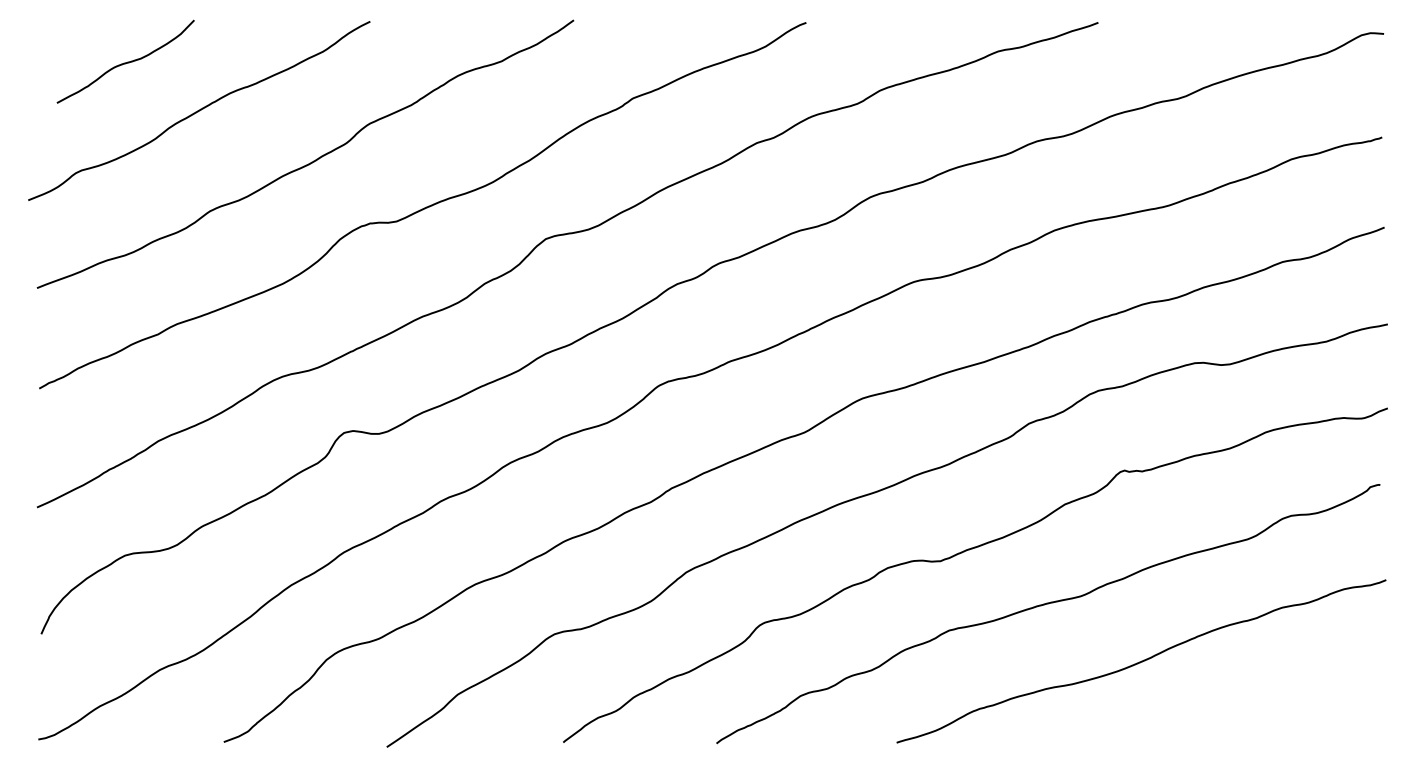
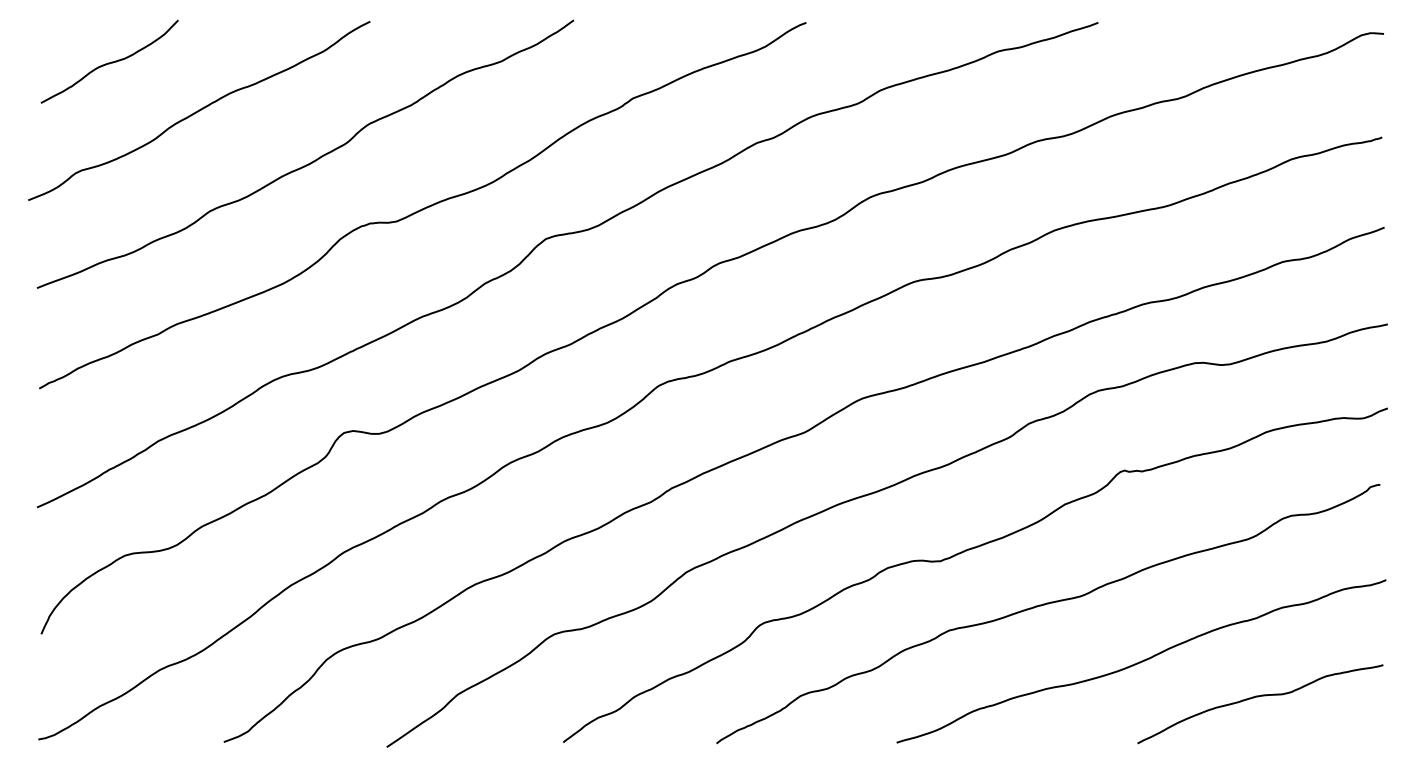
curve position: (125, 62) -> (109, 62) (109, 62)
curve: none -> present (1258, 697)
